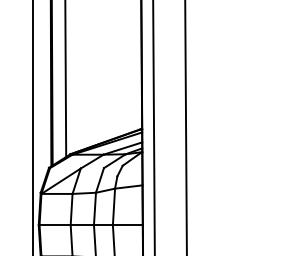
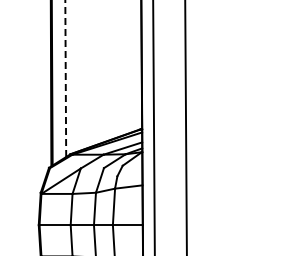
line: solid -> dashed (65, 78)
line: present -> none (33, 127)
